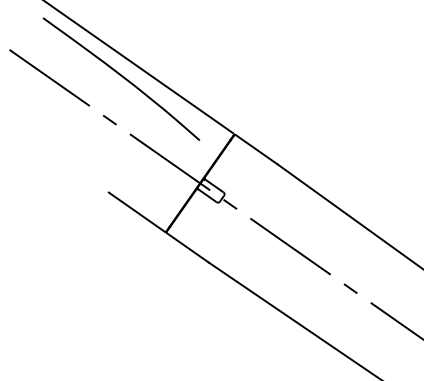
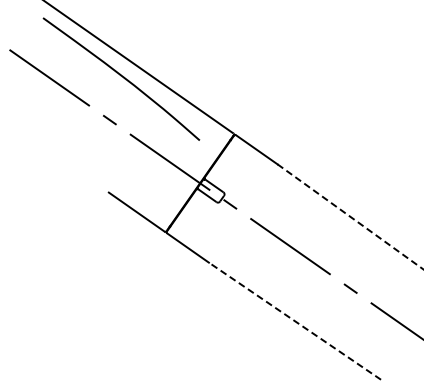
line: solid -> dashed (350, 216)
line: solid -> dashed (295, 321)
